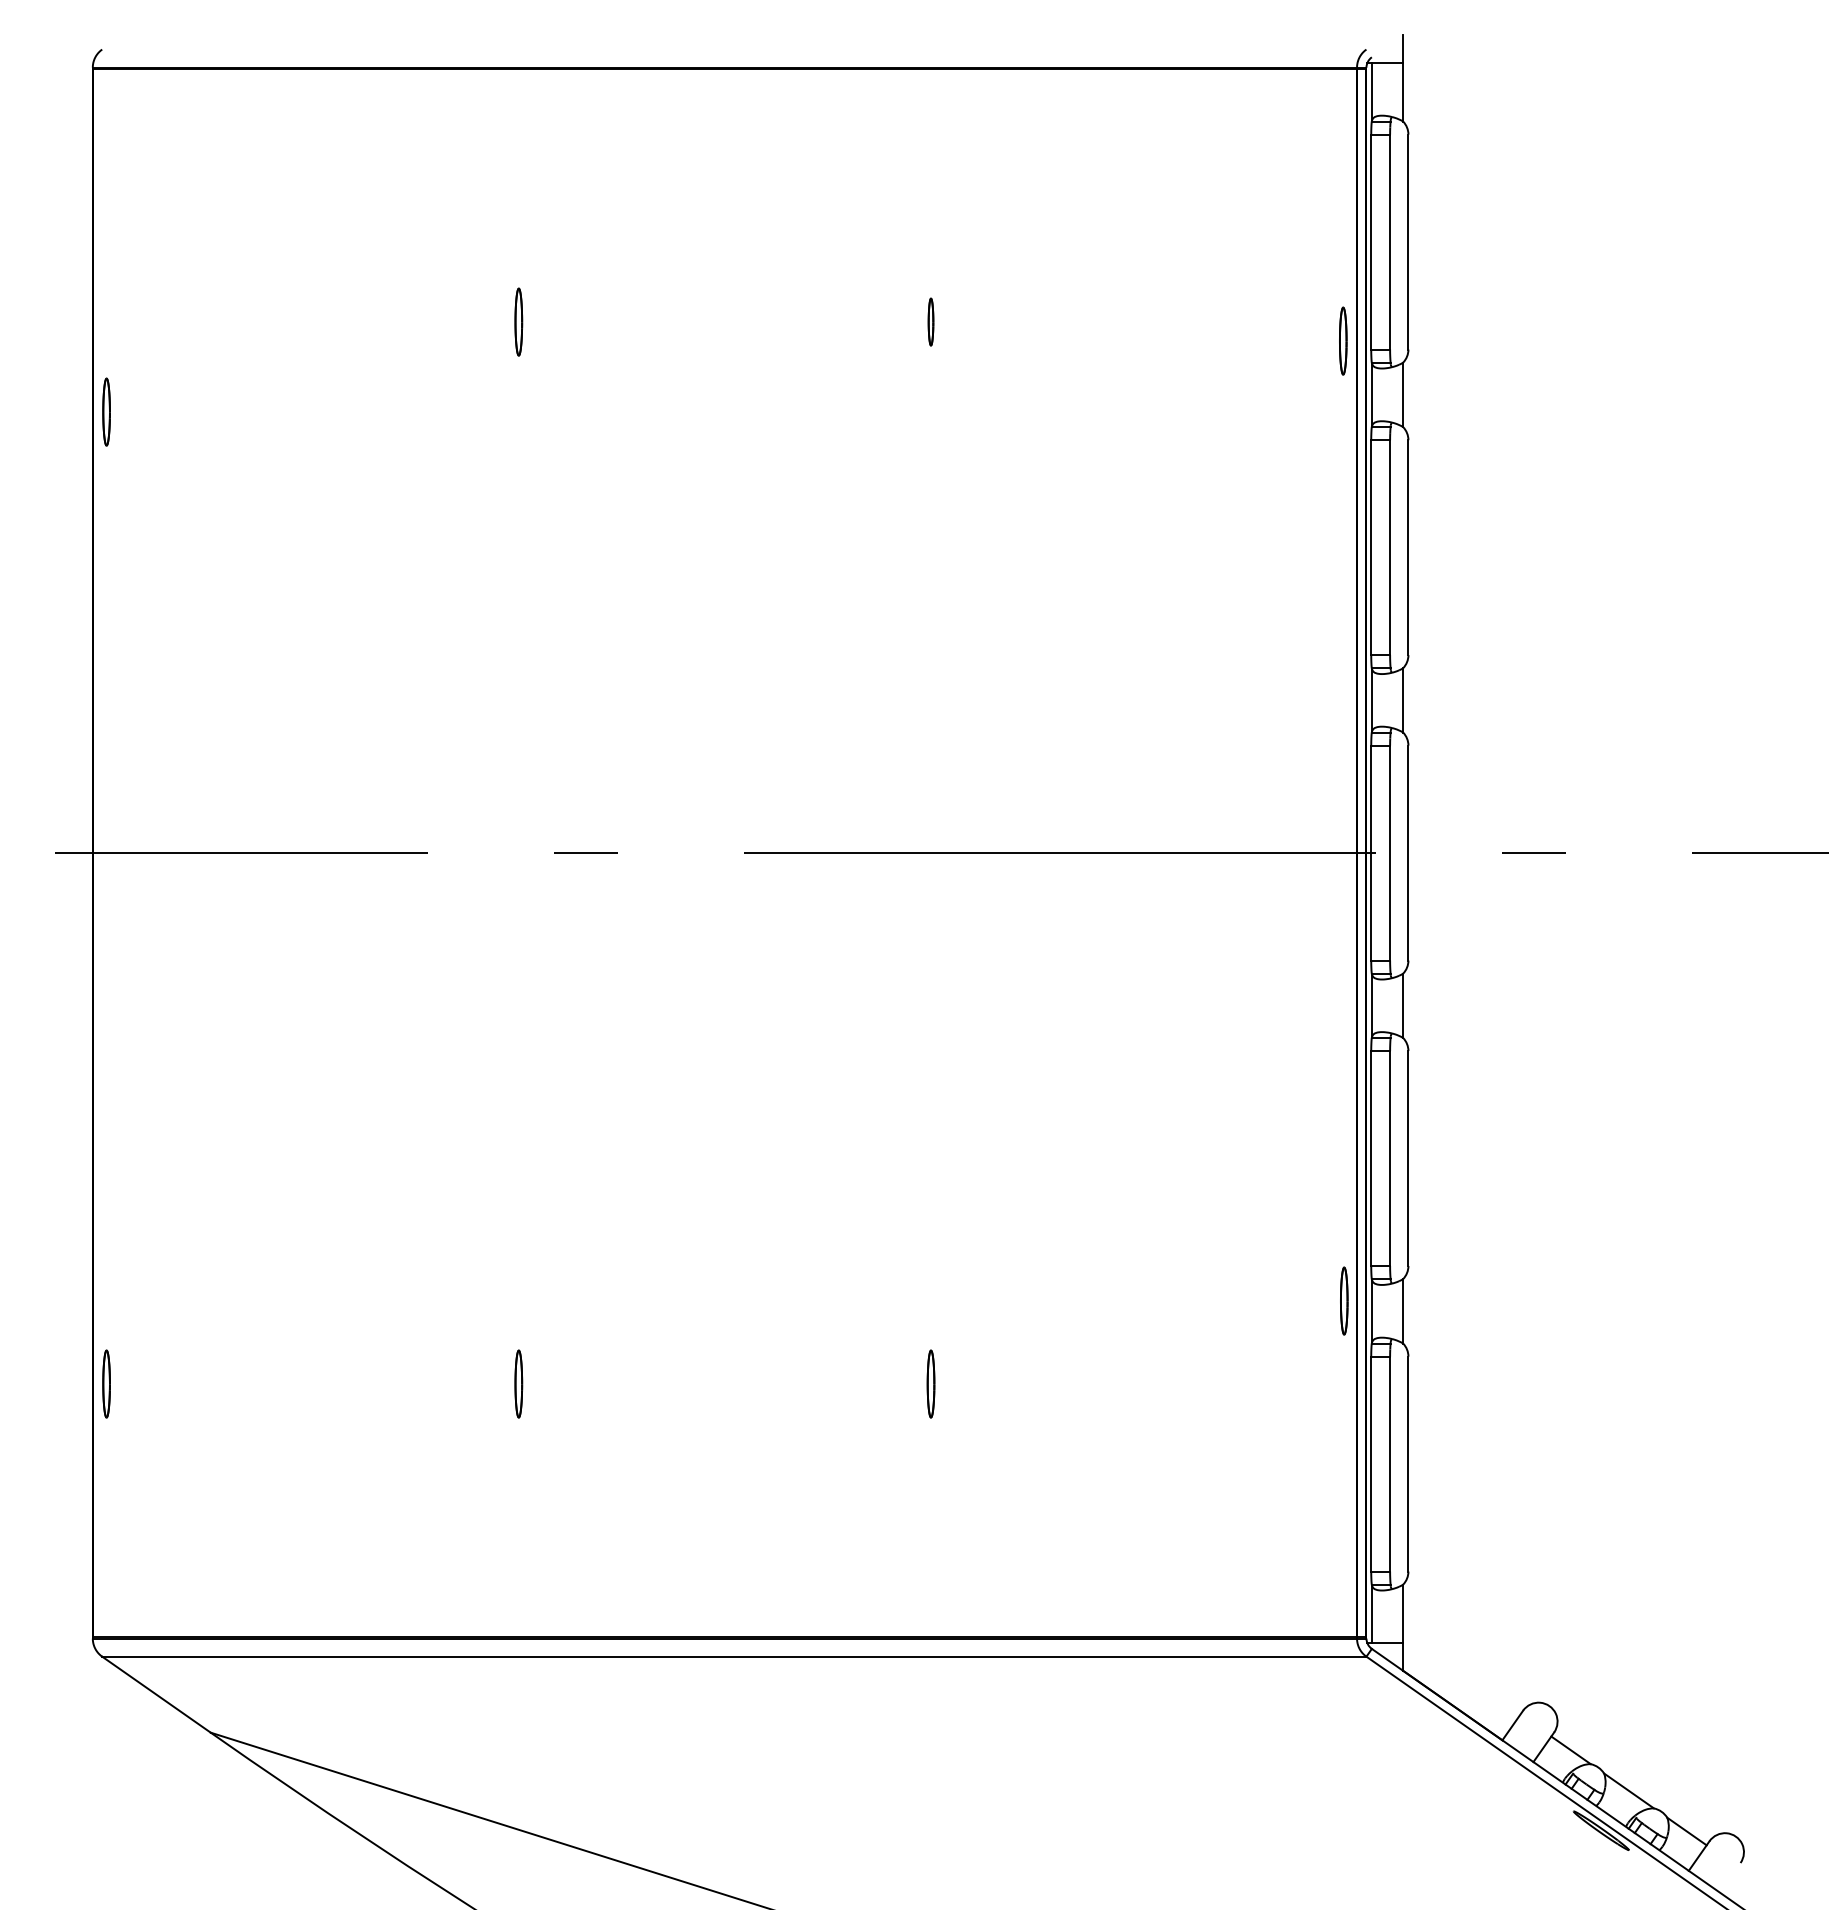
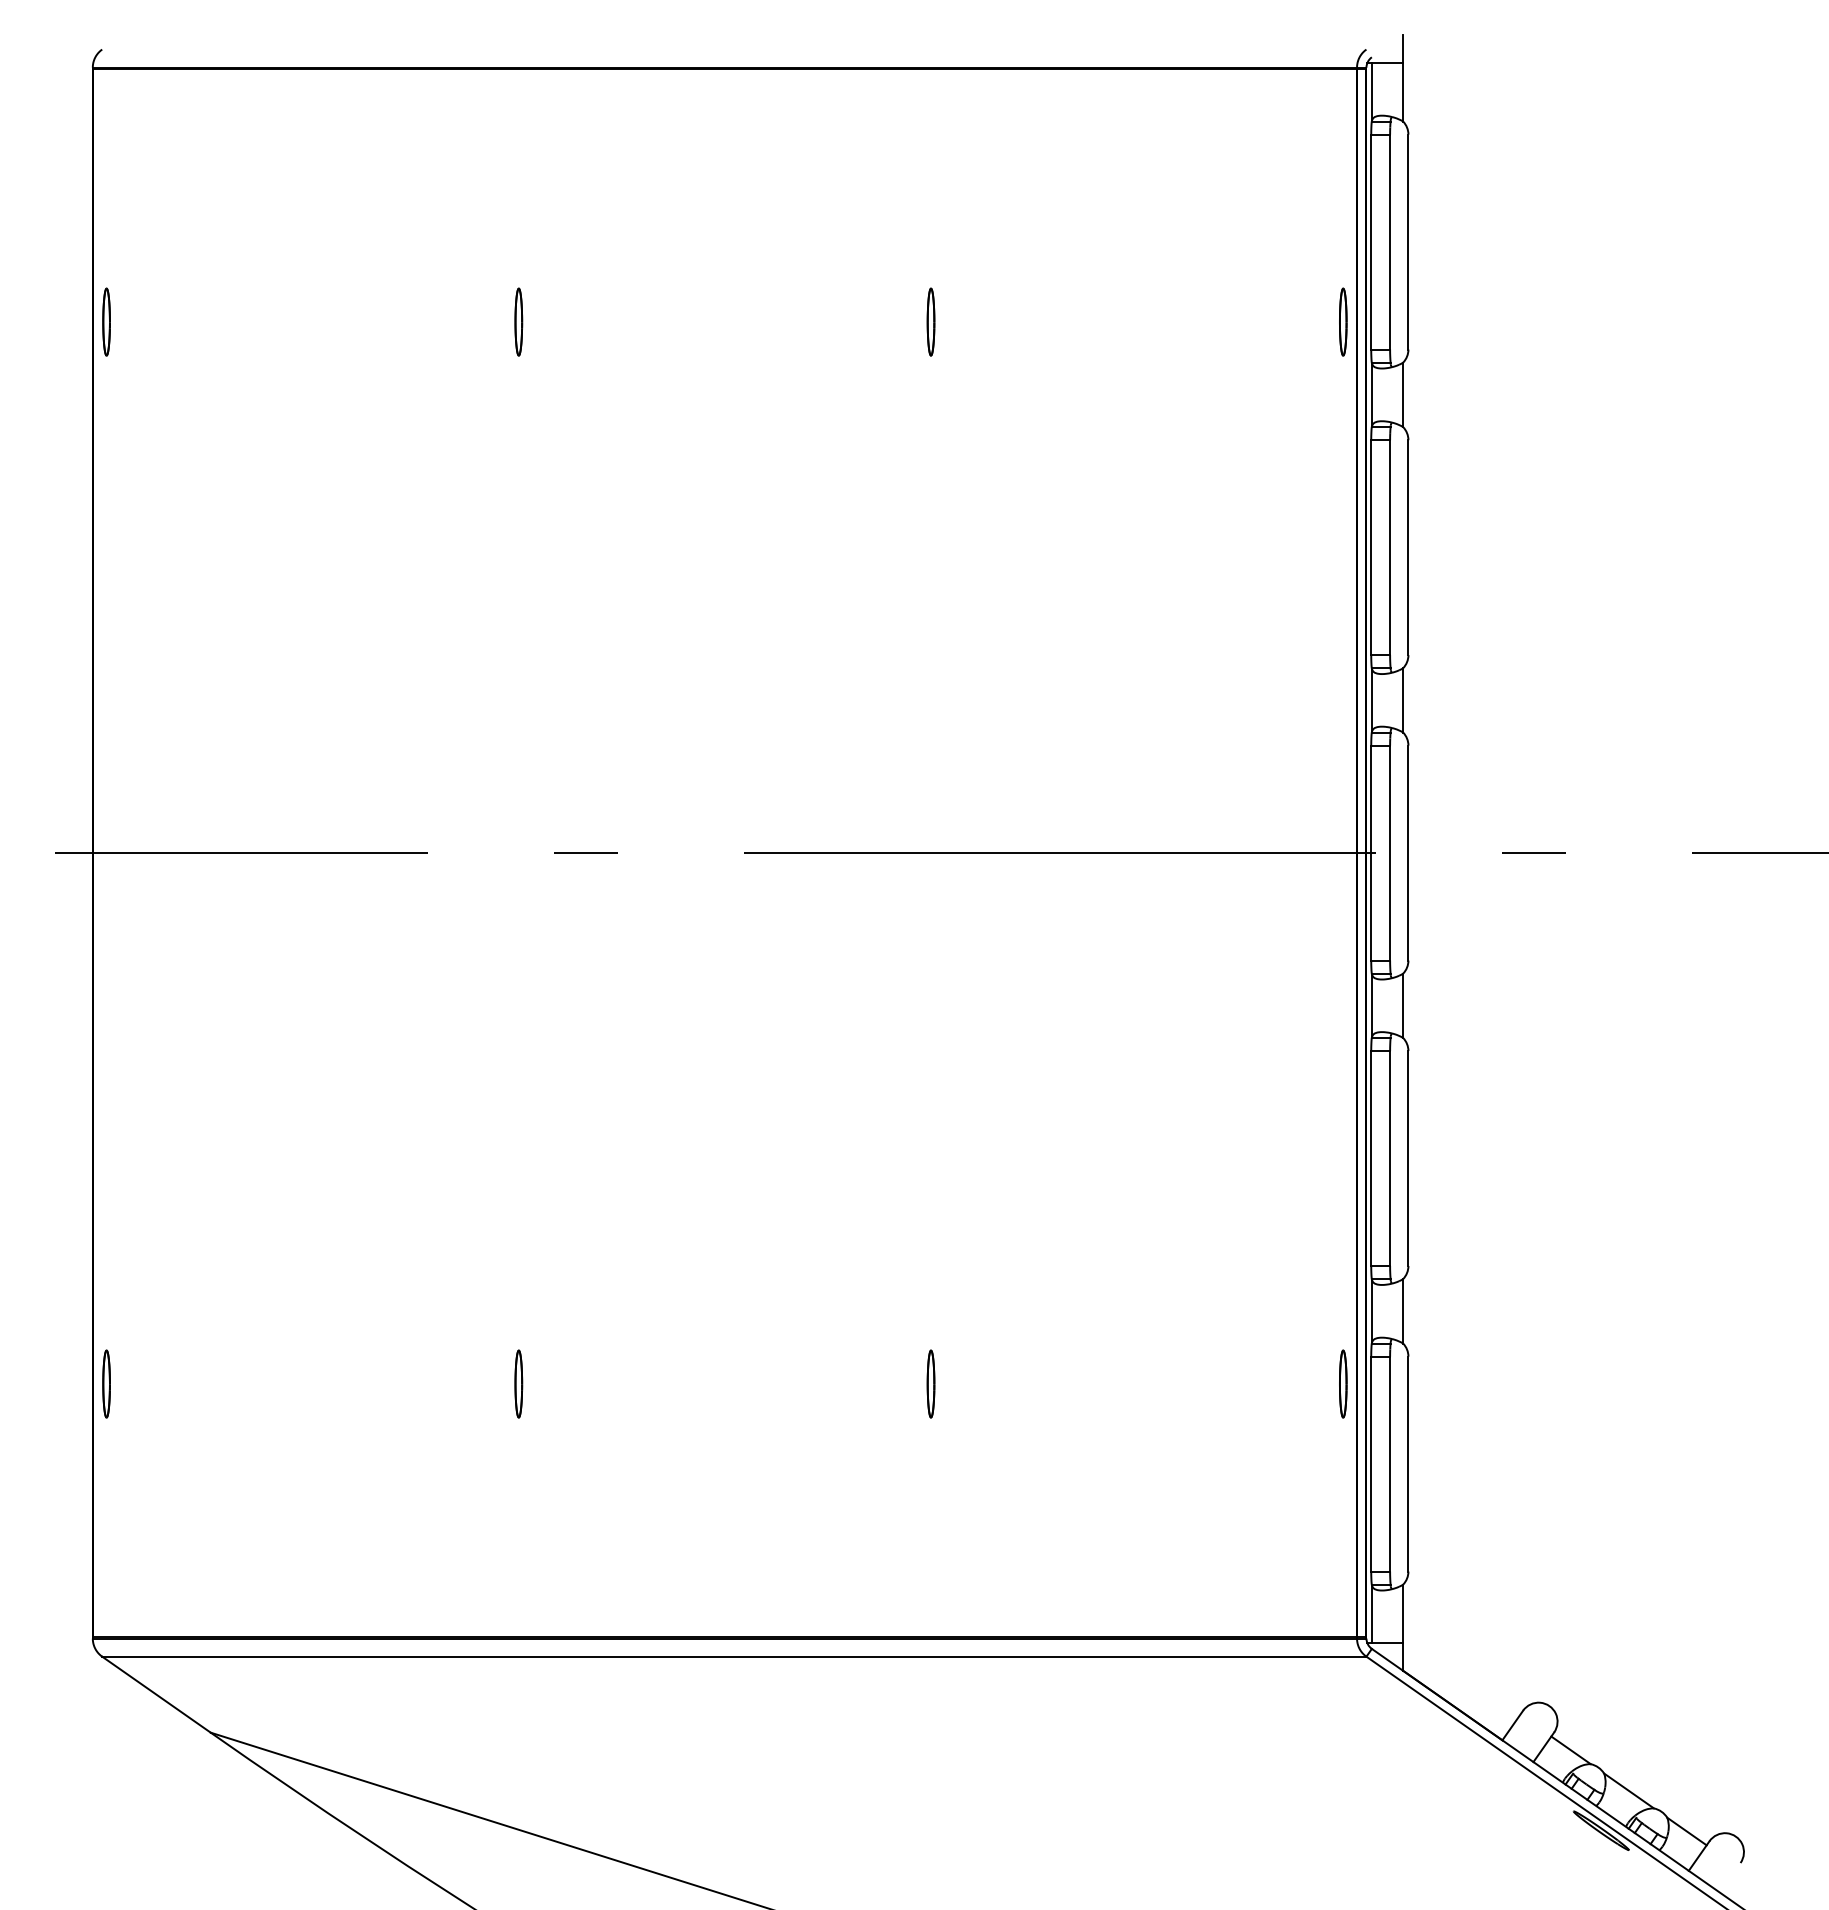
part size: 8x50 px -> 10x70 px (930, 321)
part position: (1343, 340) -> (1343, 321) (1343, 321)
part position: (106, 411) -> (106, 321) (106, 321)
part position: (1344, 1300) -> (1343, 1383) (1343, 1383)
